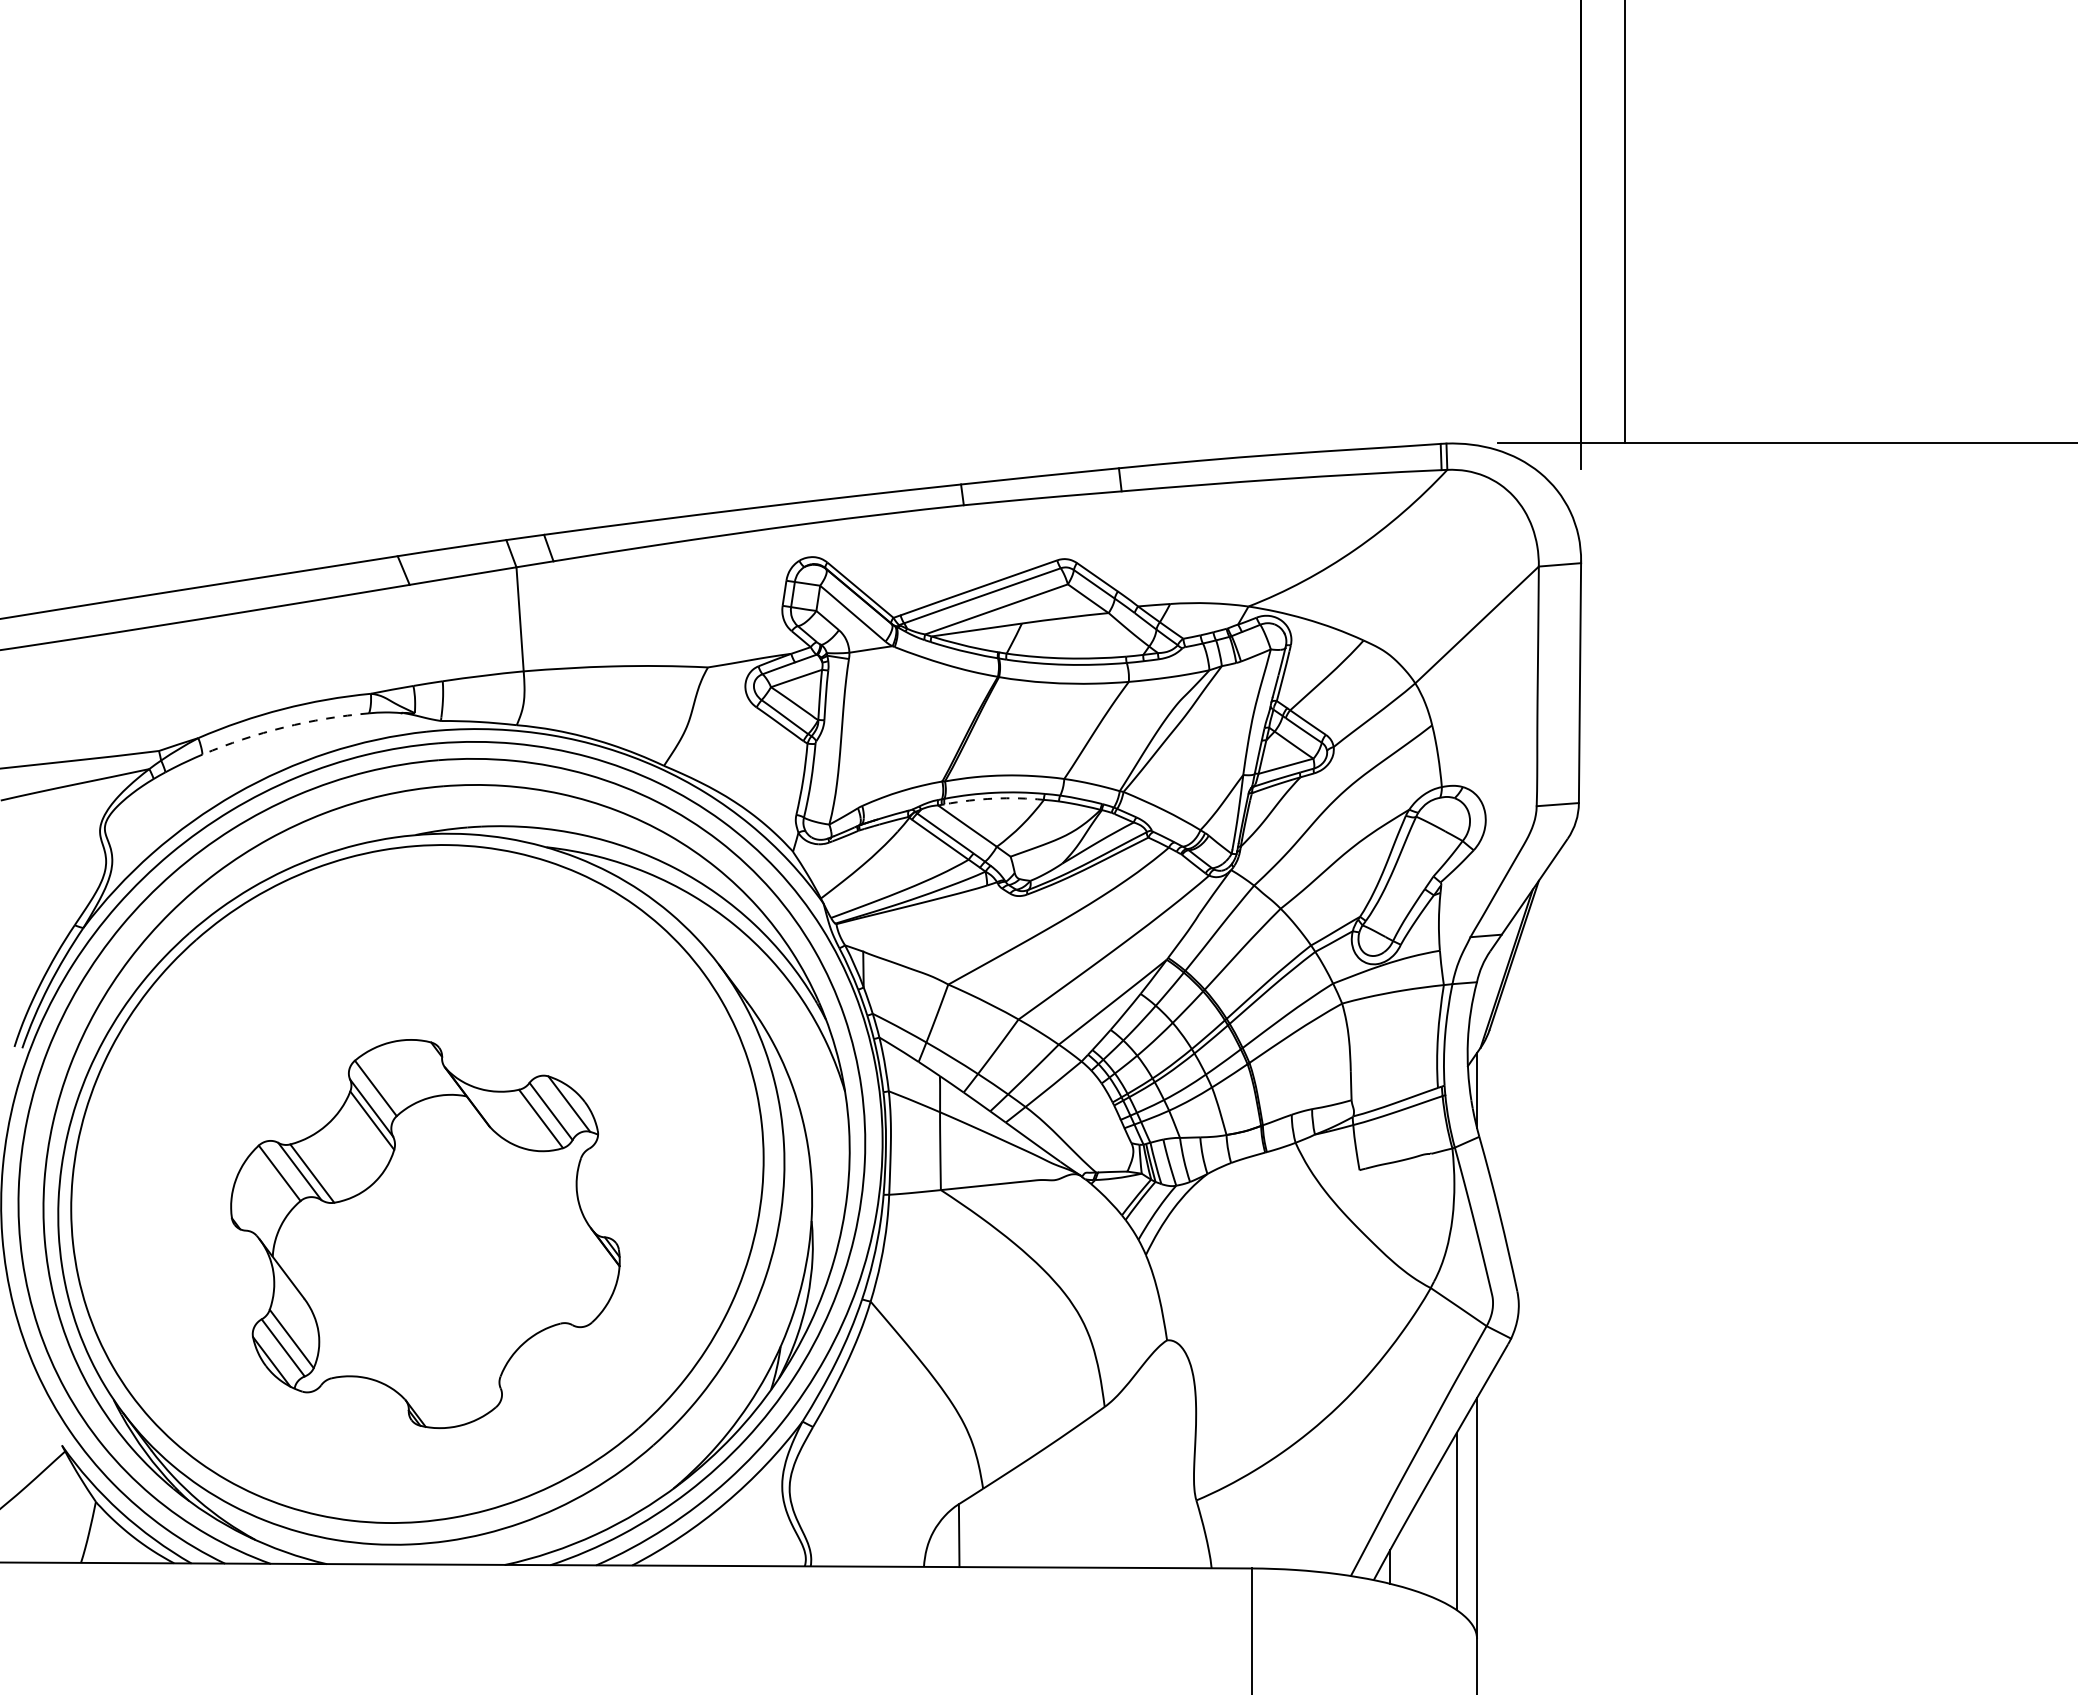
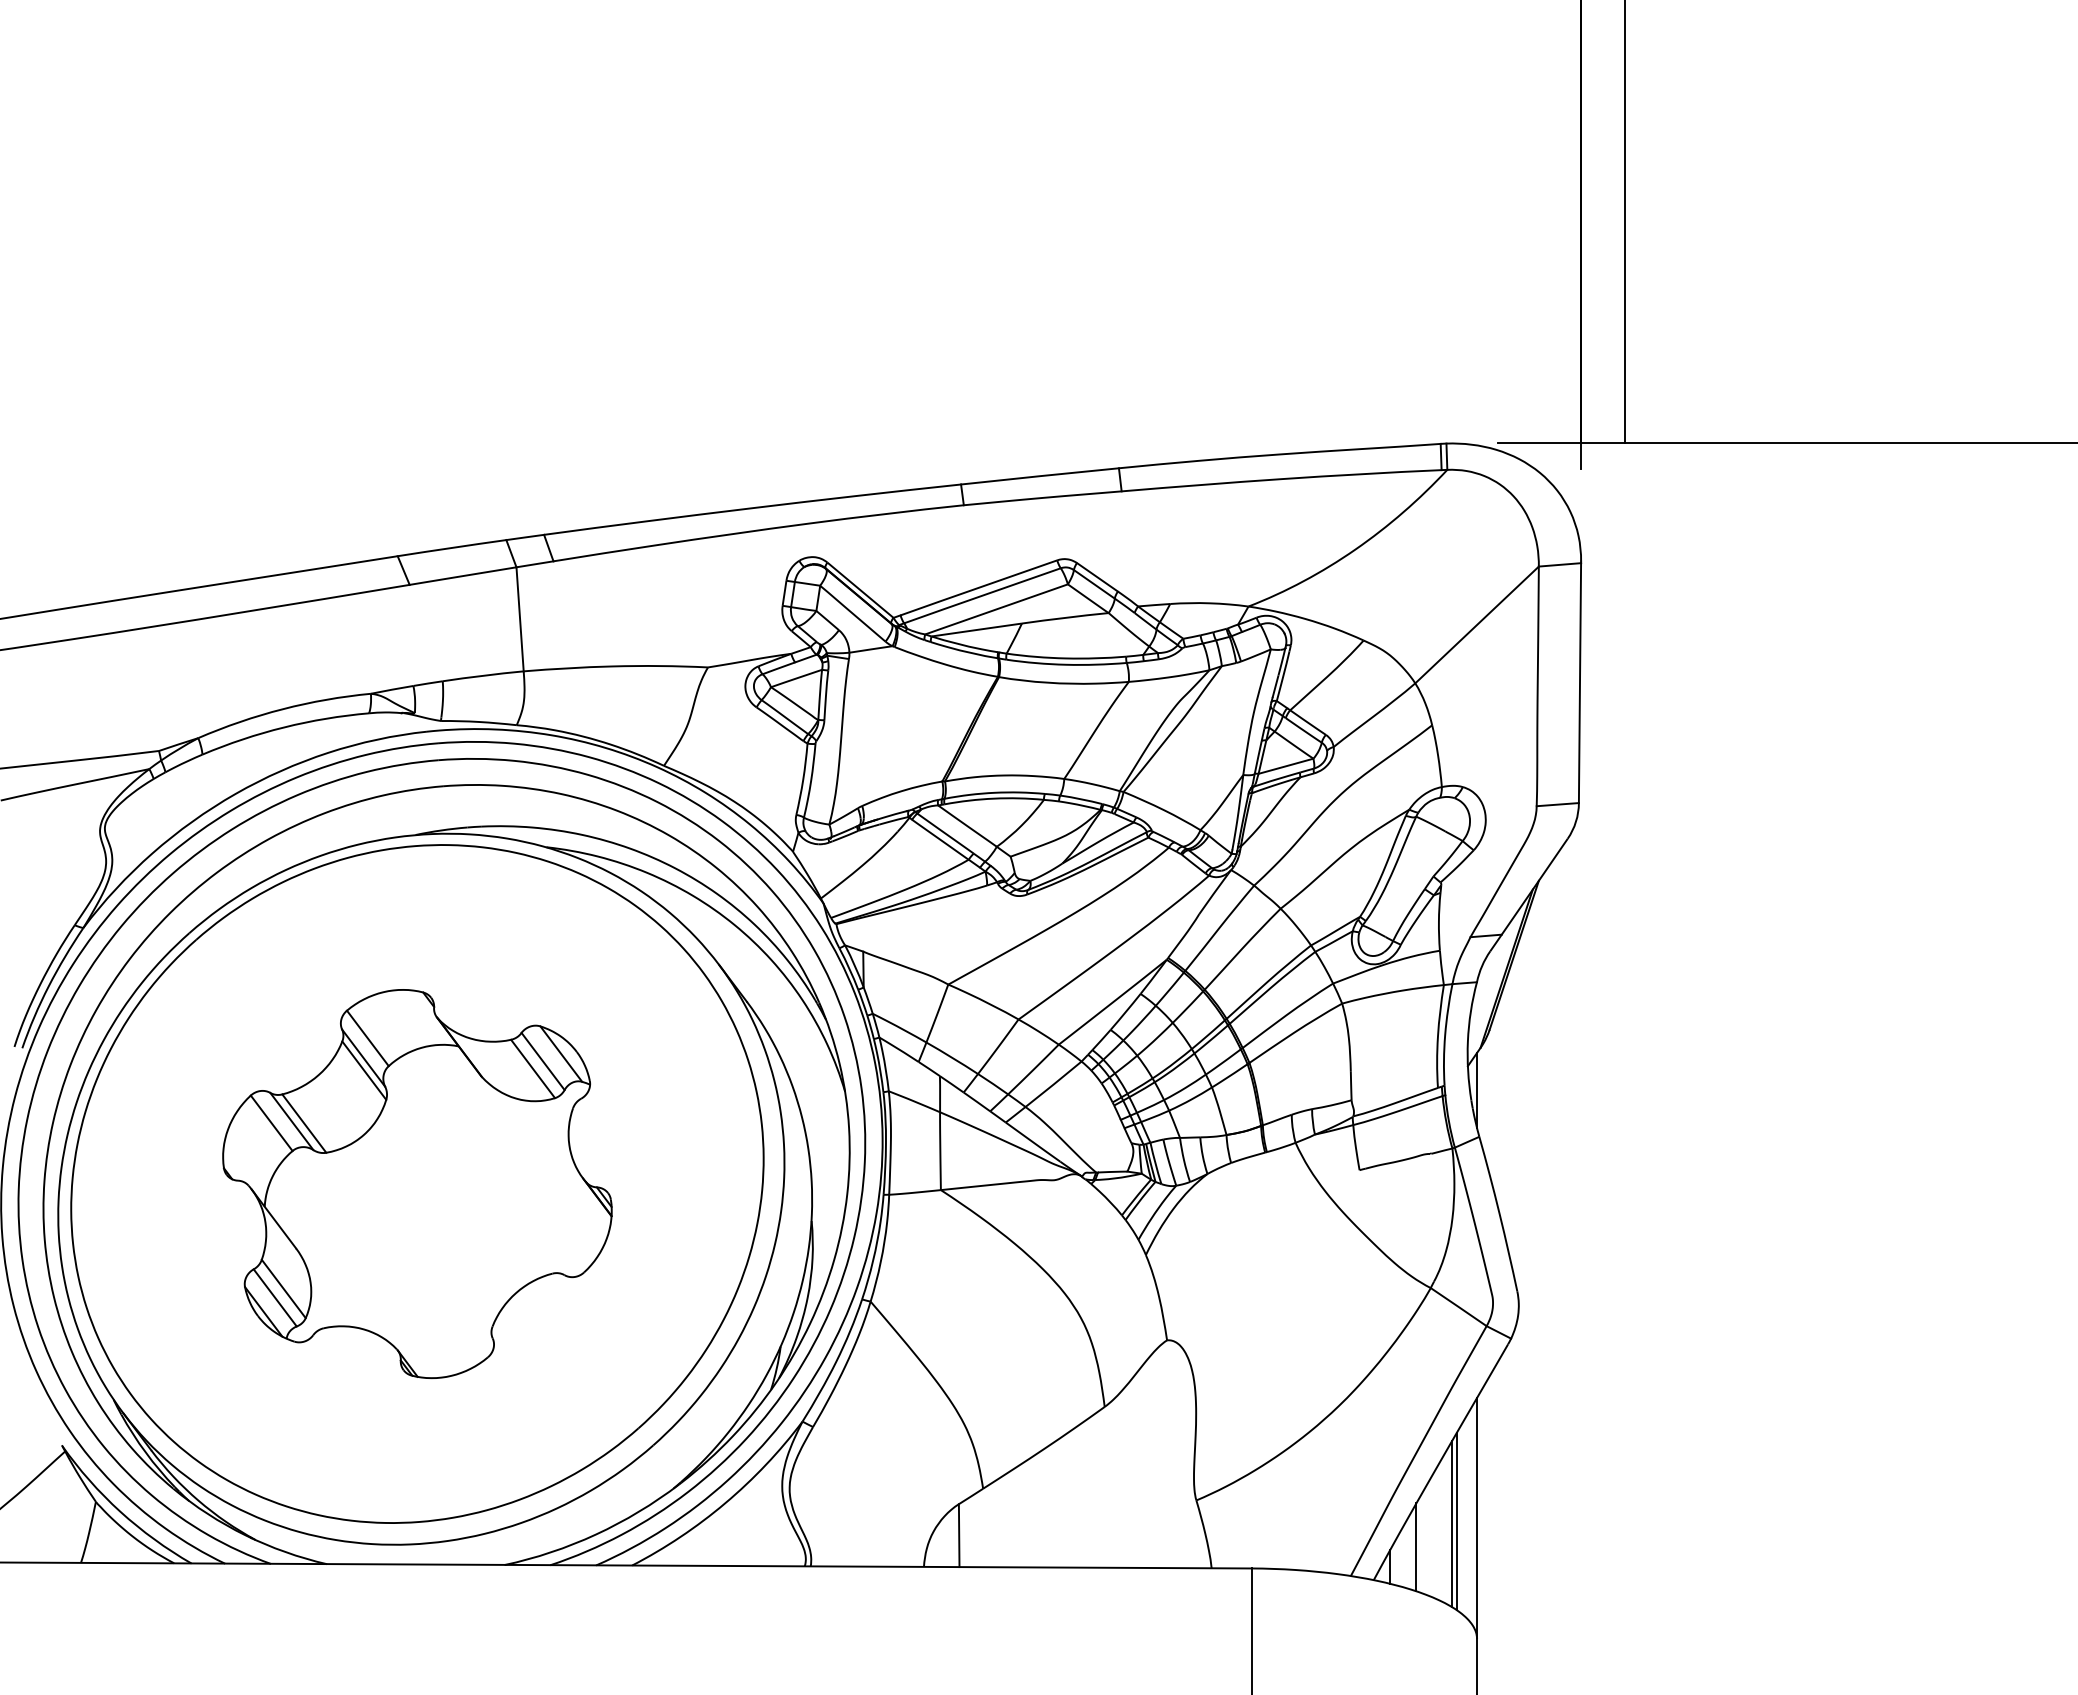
arc: dashed -> solid (284, 727)
arc: dashed -> solid (994, 798)
part position: (425, 1233) -> (417, 1183) (417, 1183)
line: none -> present (1451, 1524)
line: none -> present (1416, 1547)
